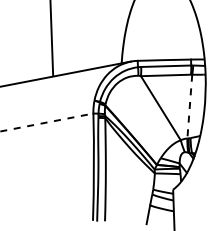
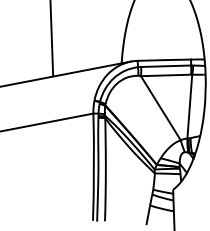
line: dashed -> solid (189, 106)
line: dashed -> solid (47, 122)
